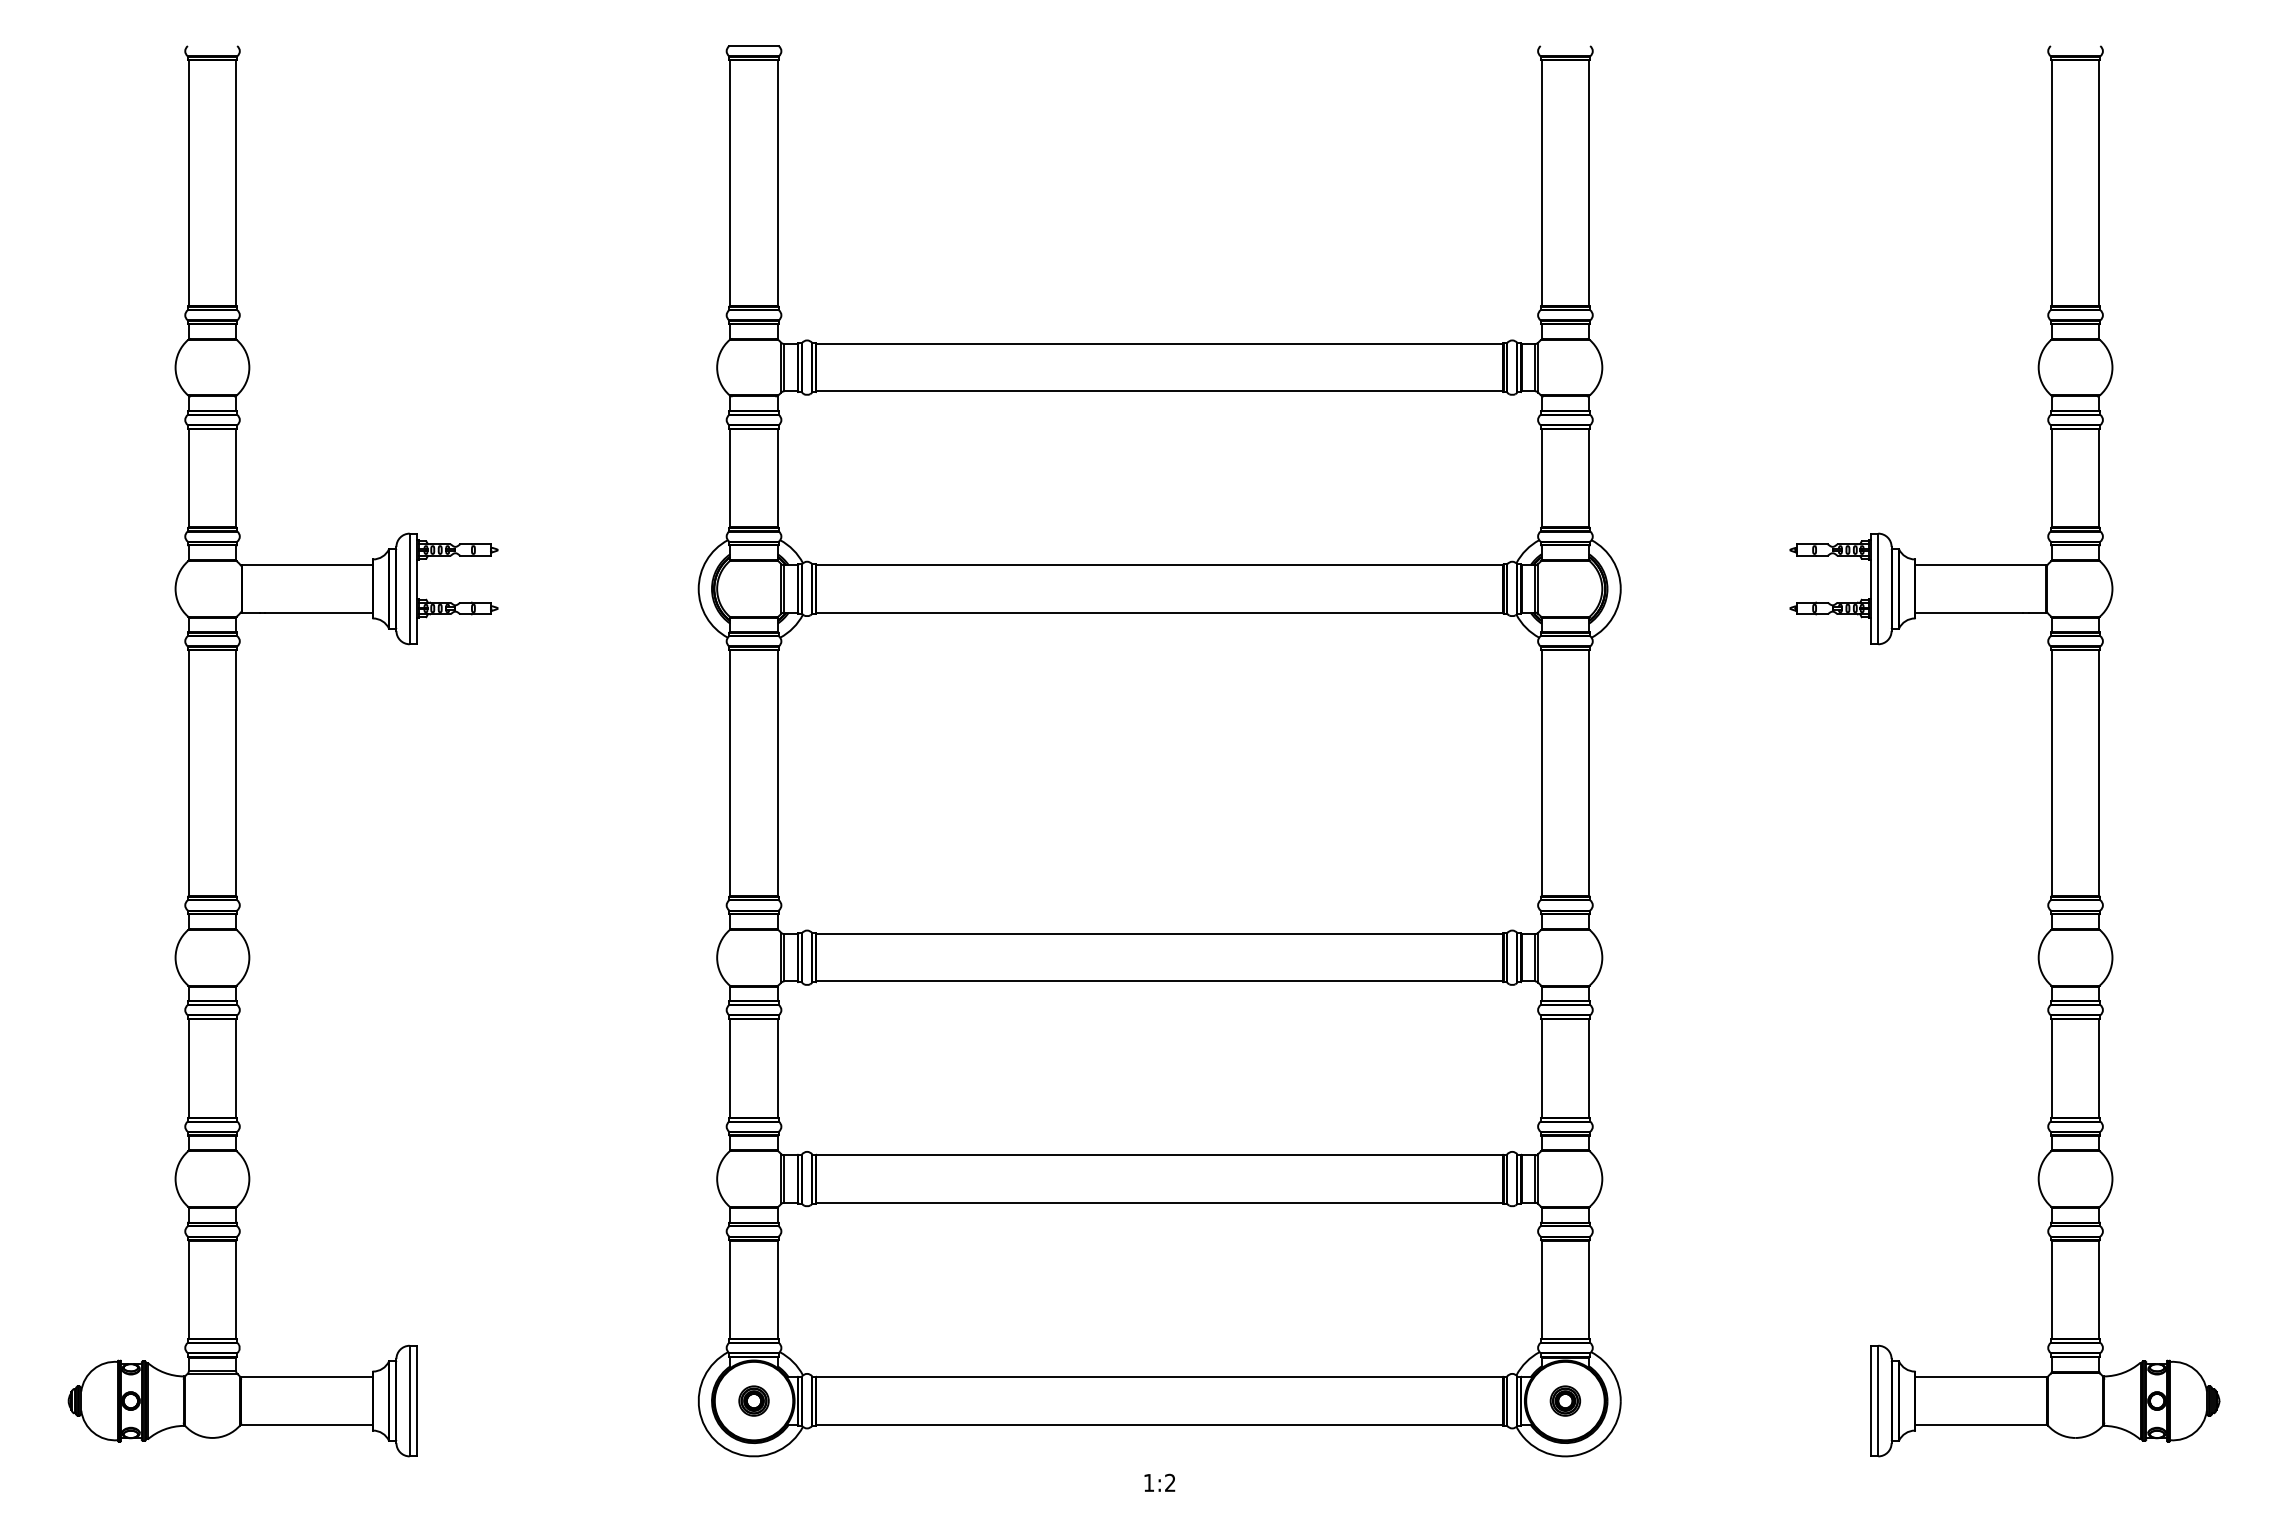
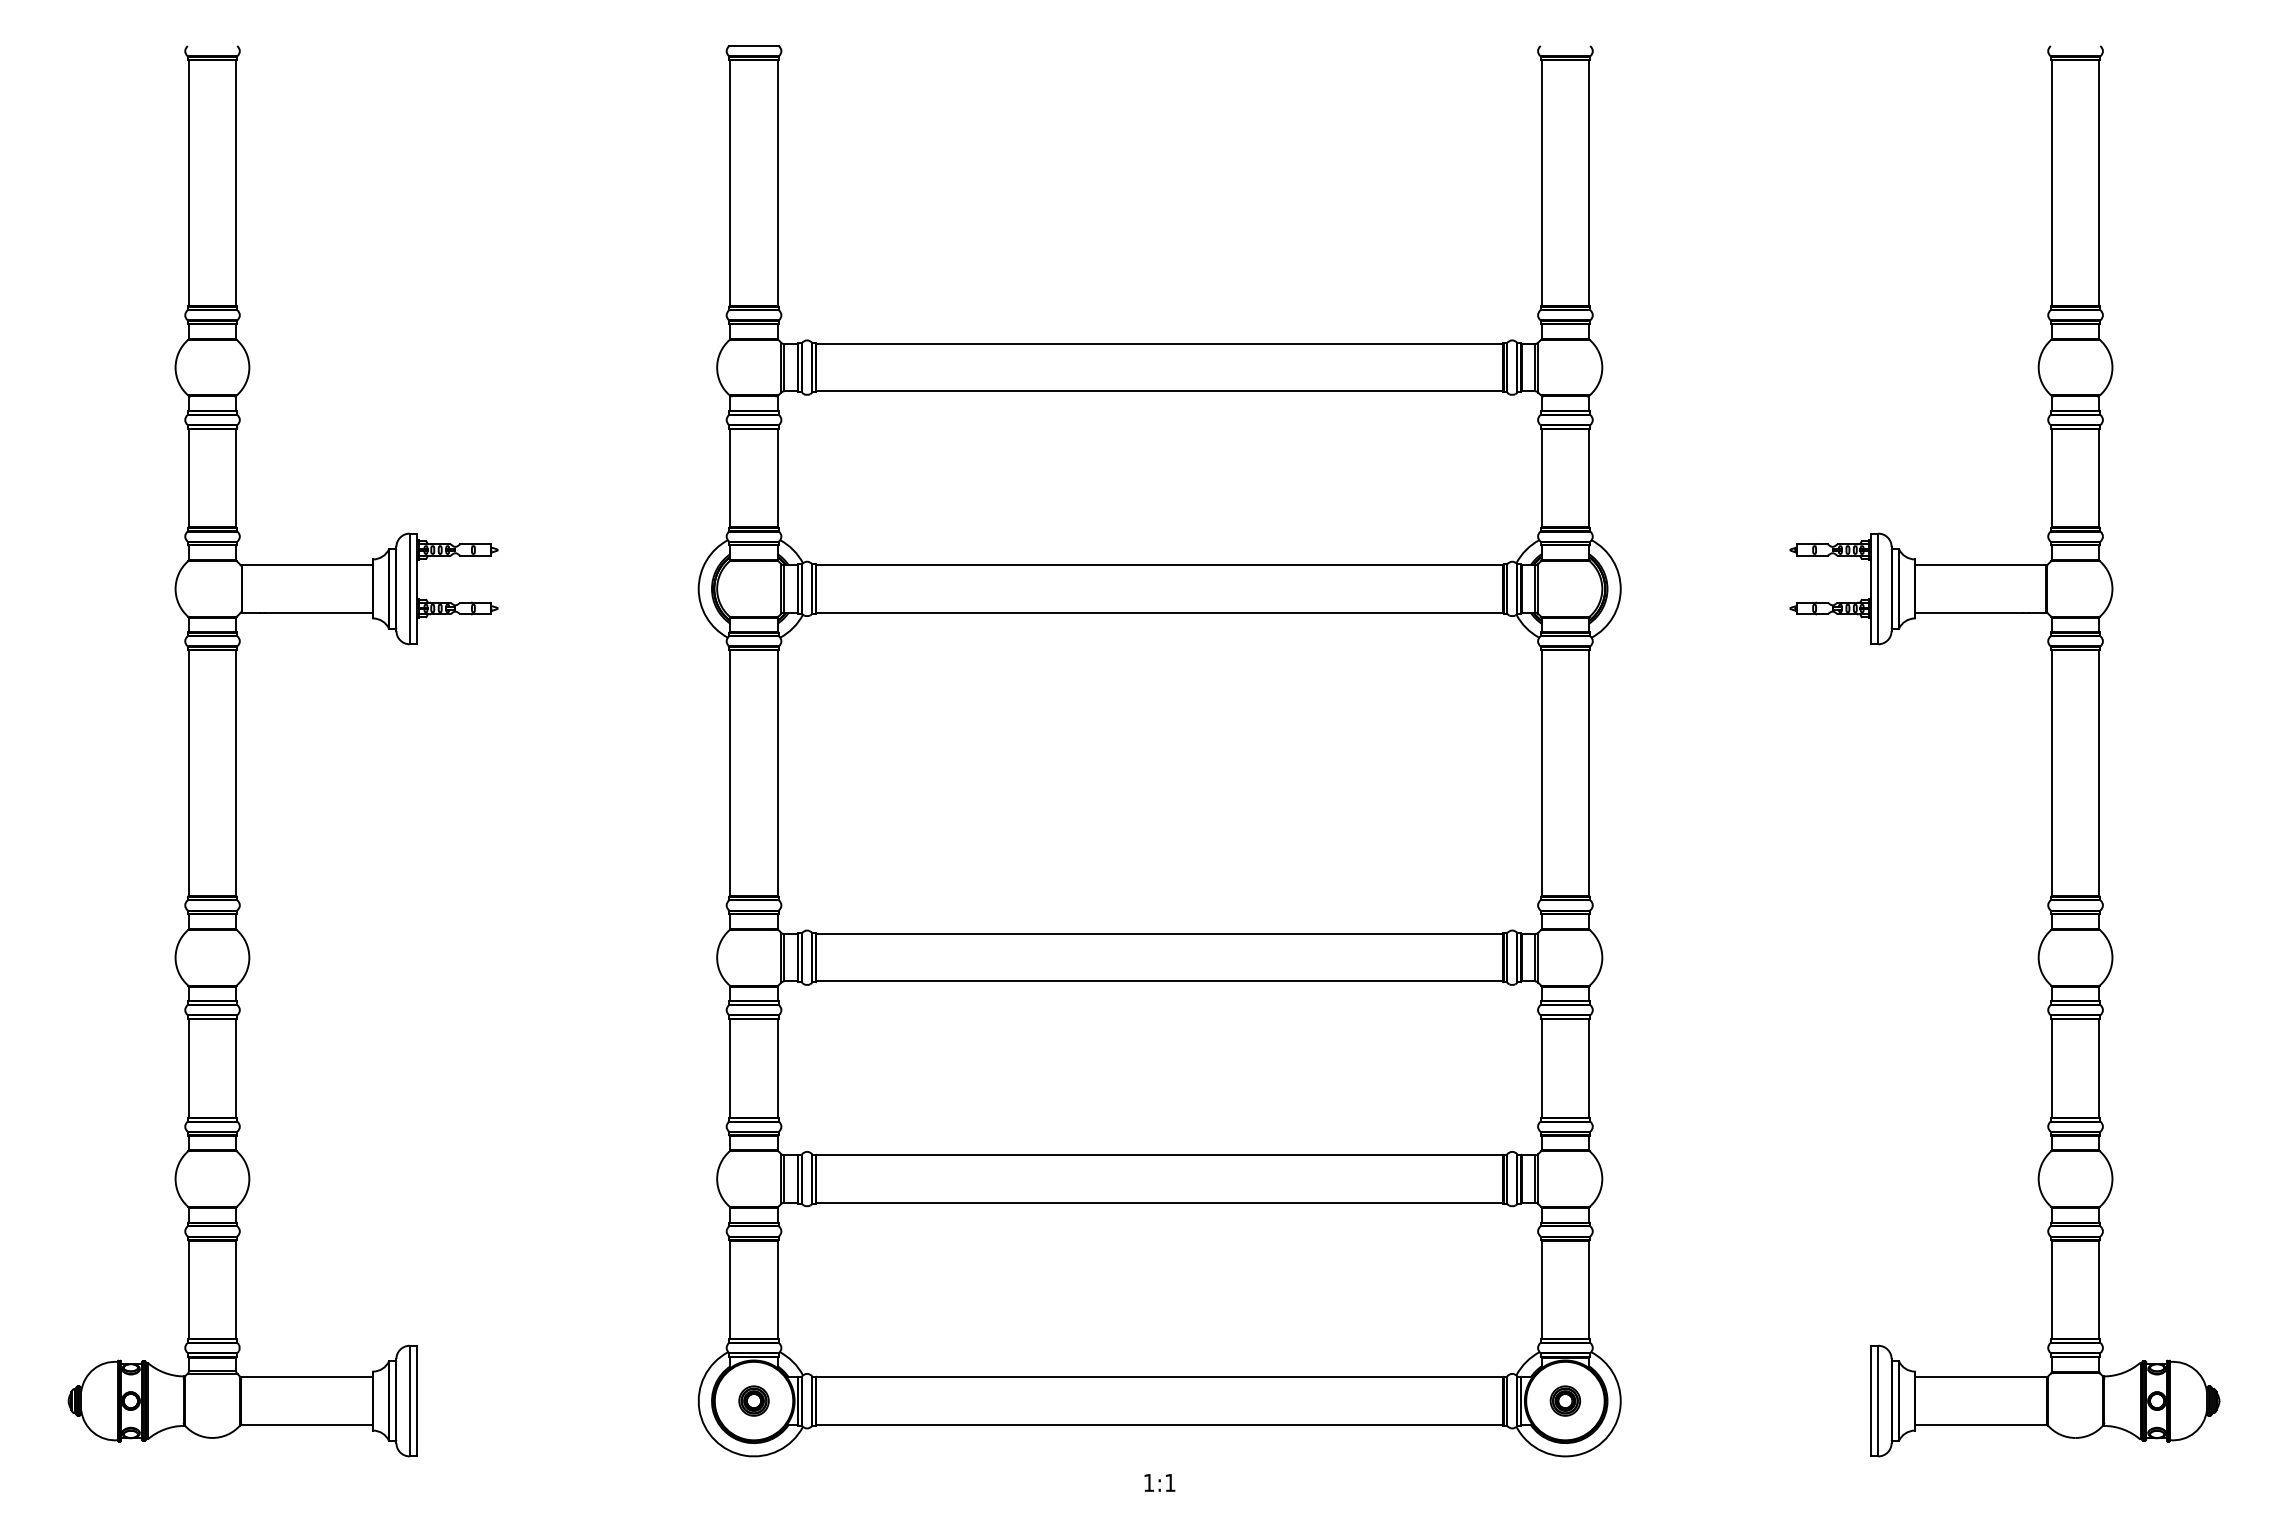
text: 1:2 -> 1:1 (1170, 1482)
